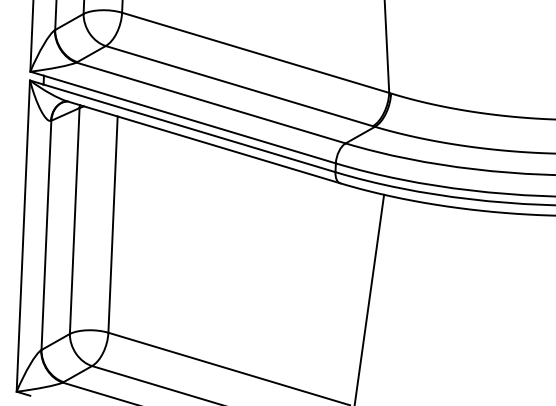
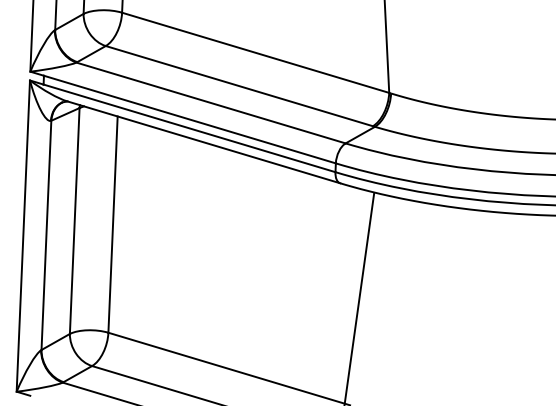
line position: (369, 298) -> (359, 297) (359, 297)
